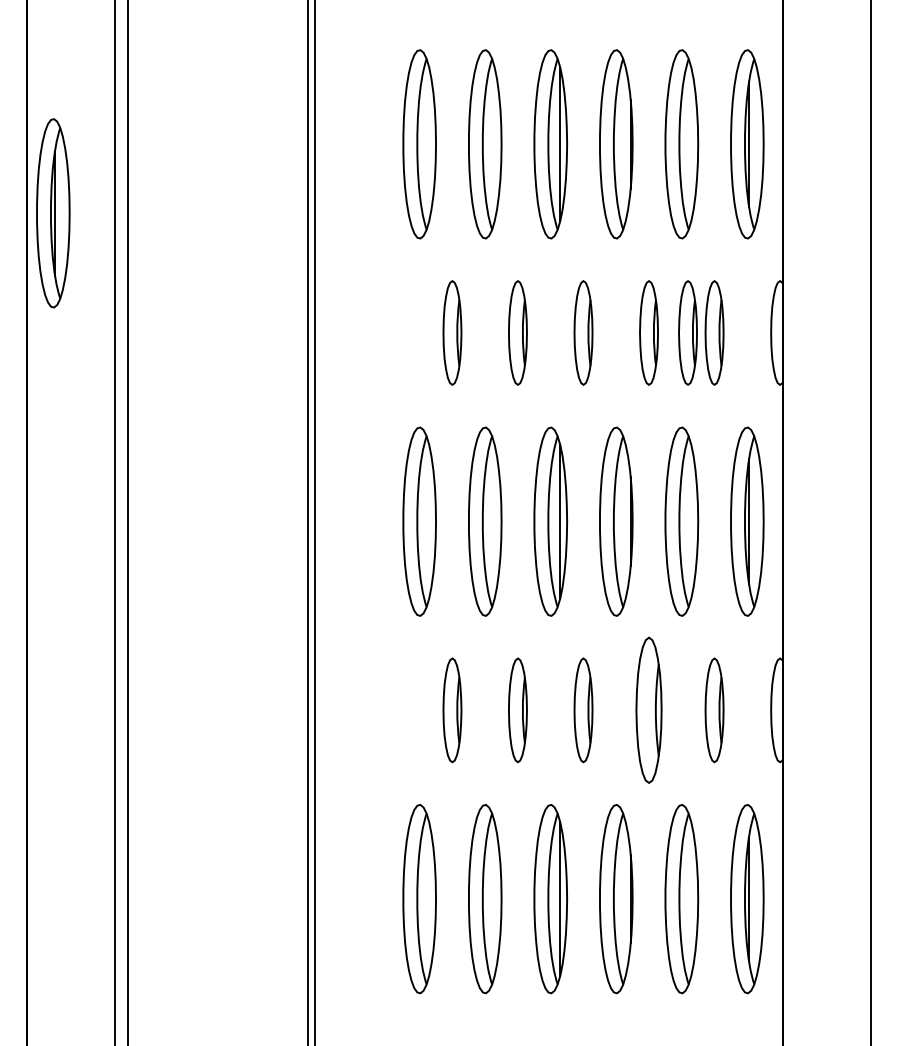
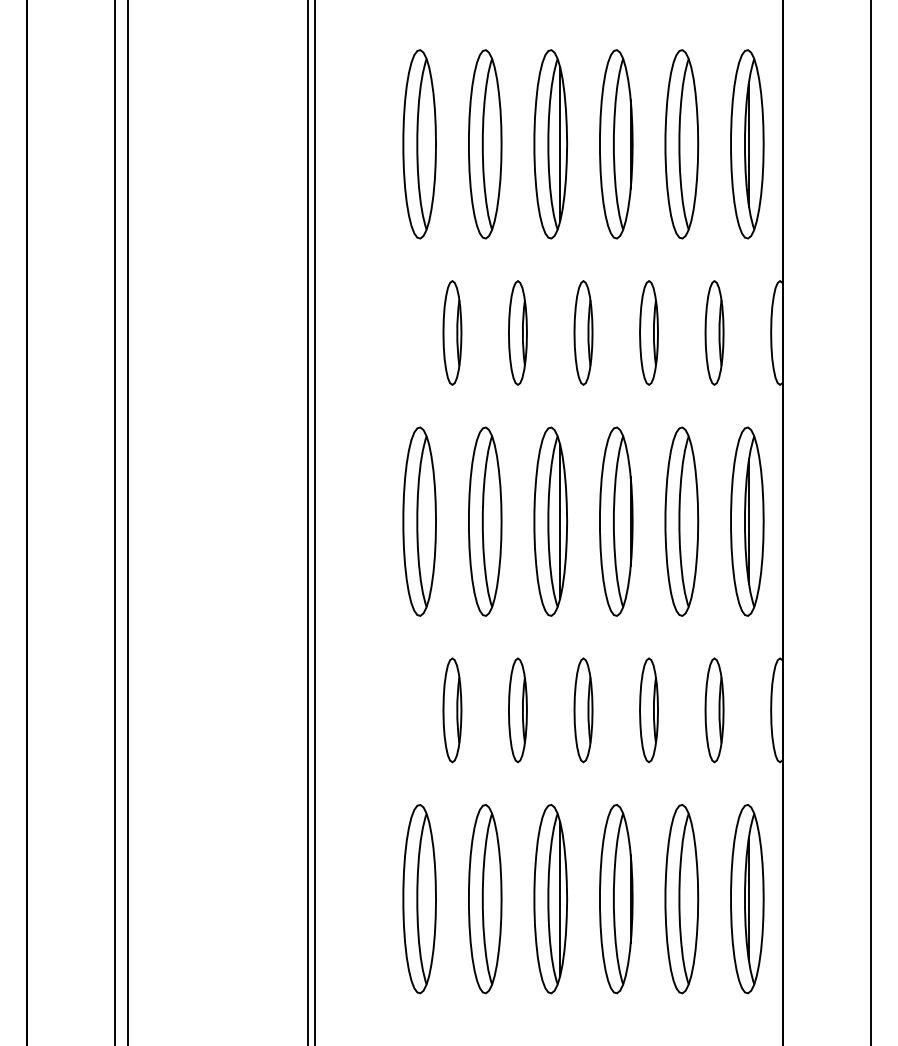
part: present -> none (53, 213)
part: present -> none (687, 332)
part size: 28x148 px -> 20x107 px (648, 710)
